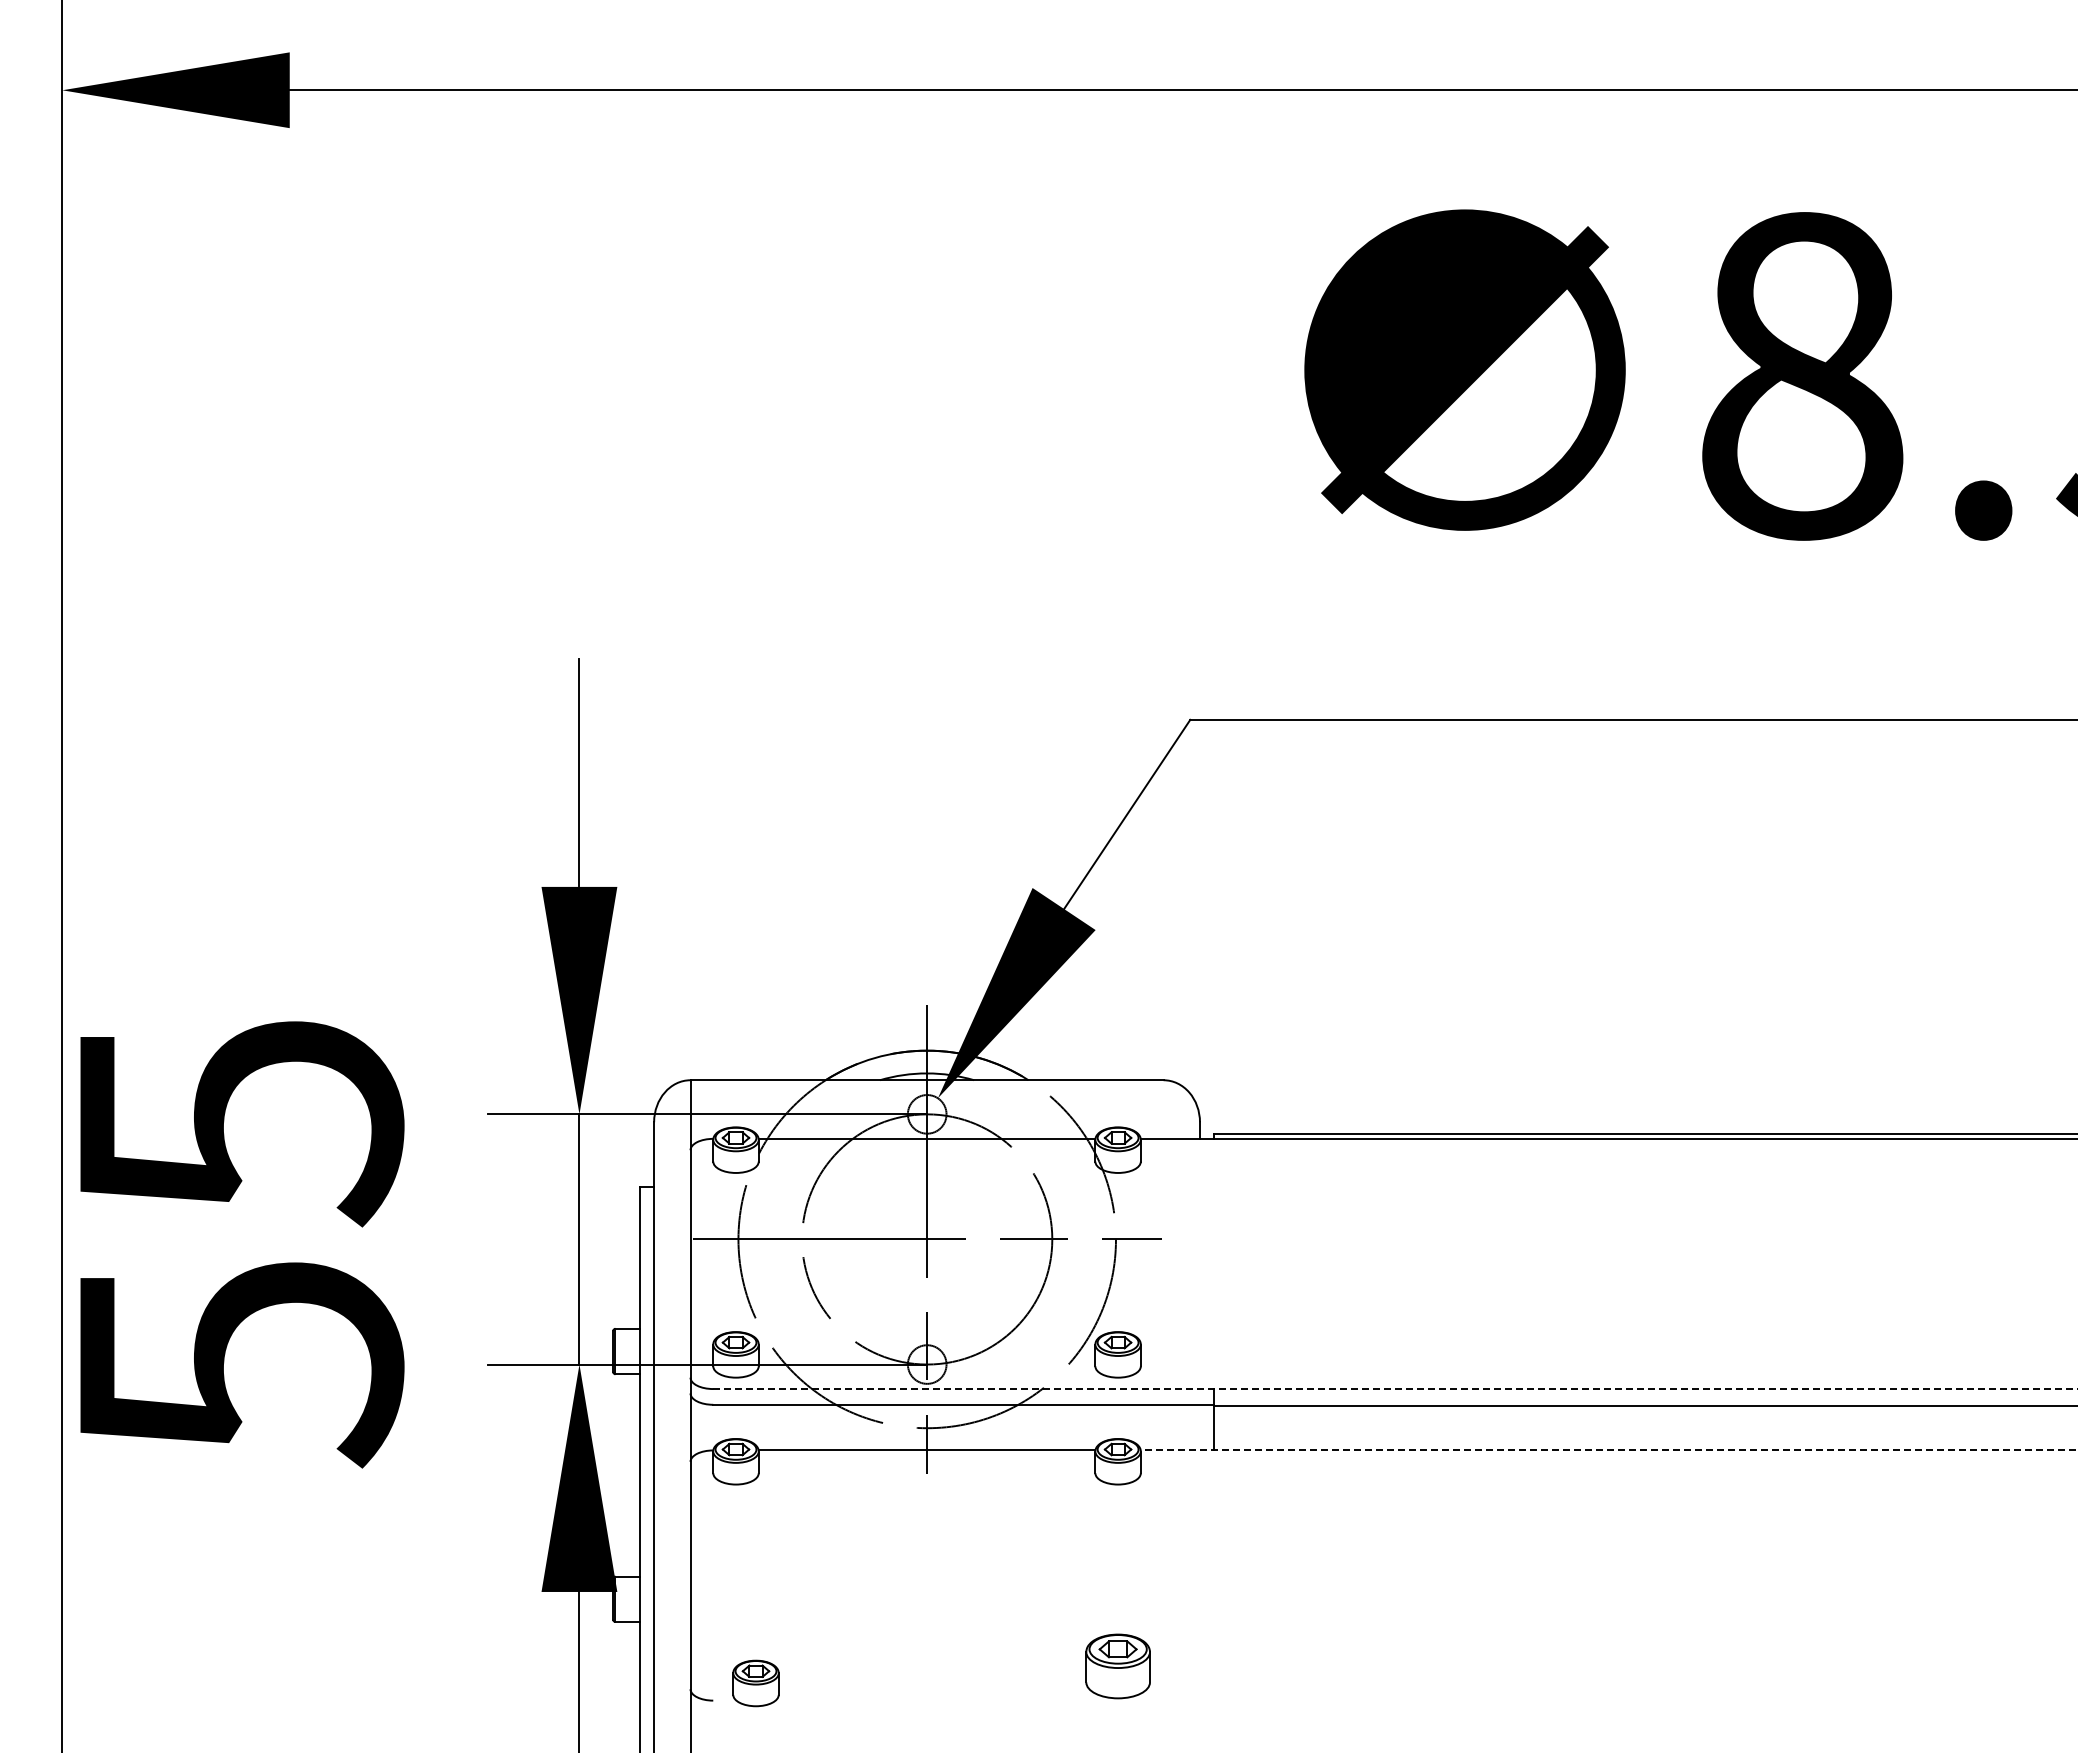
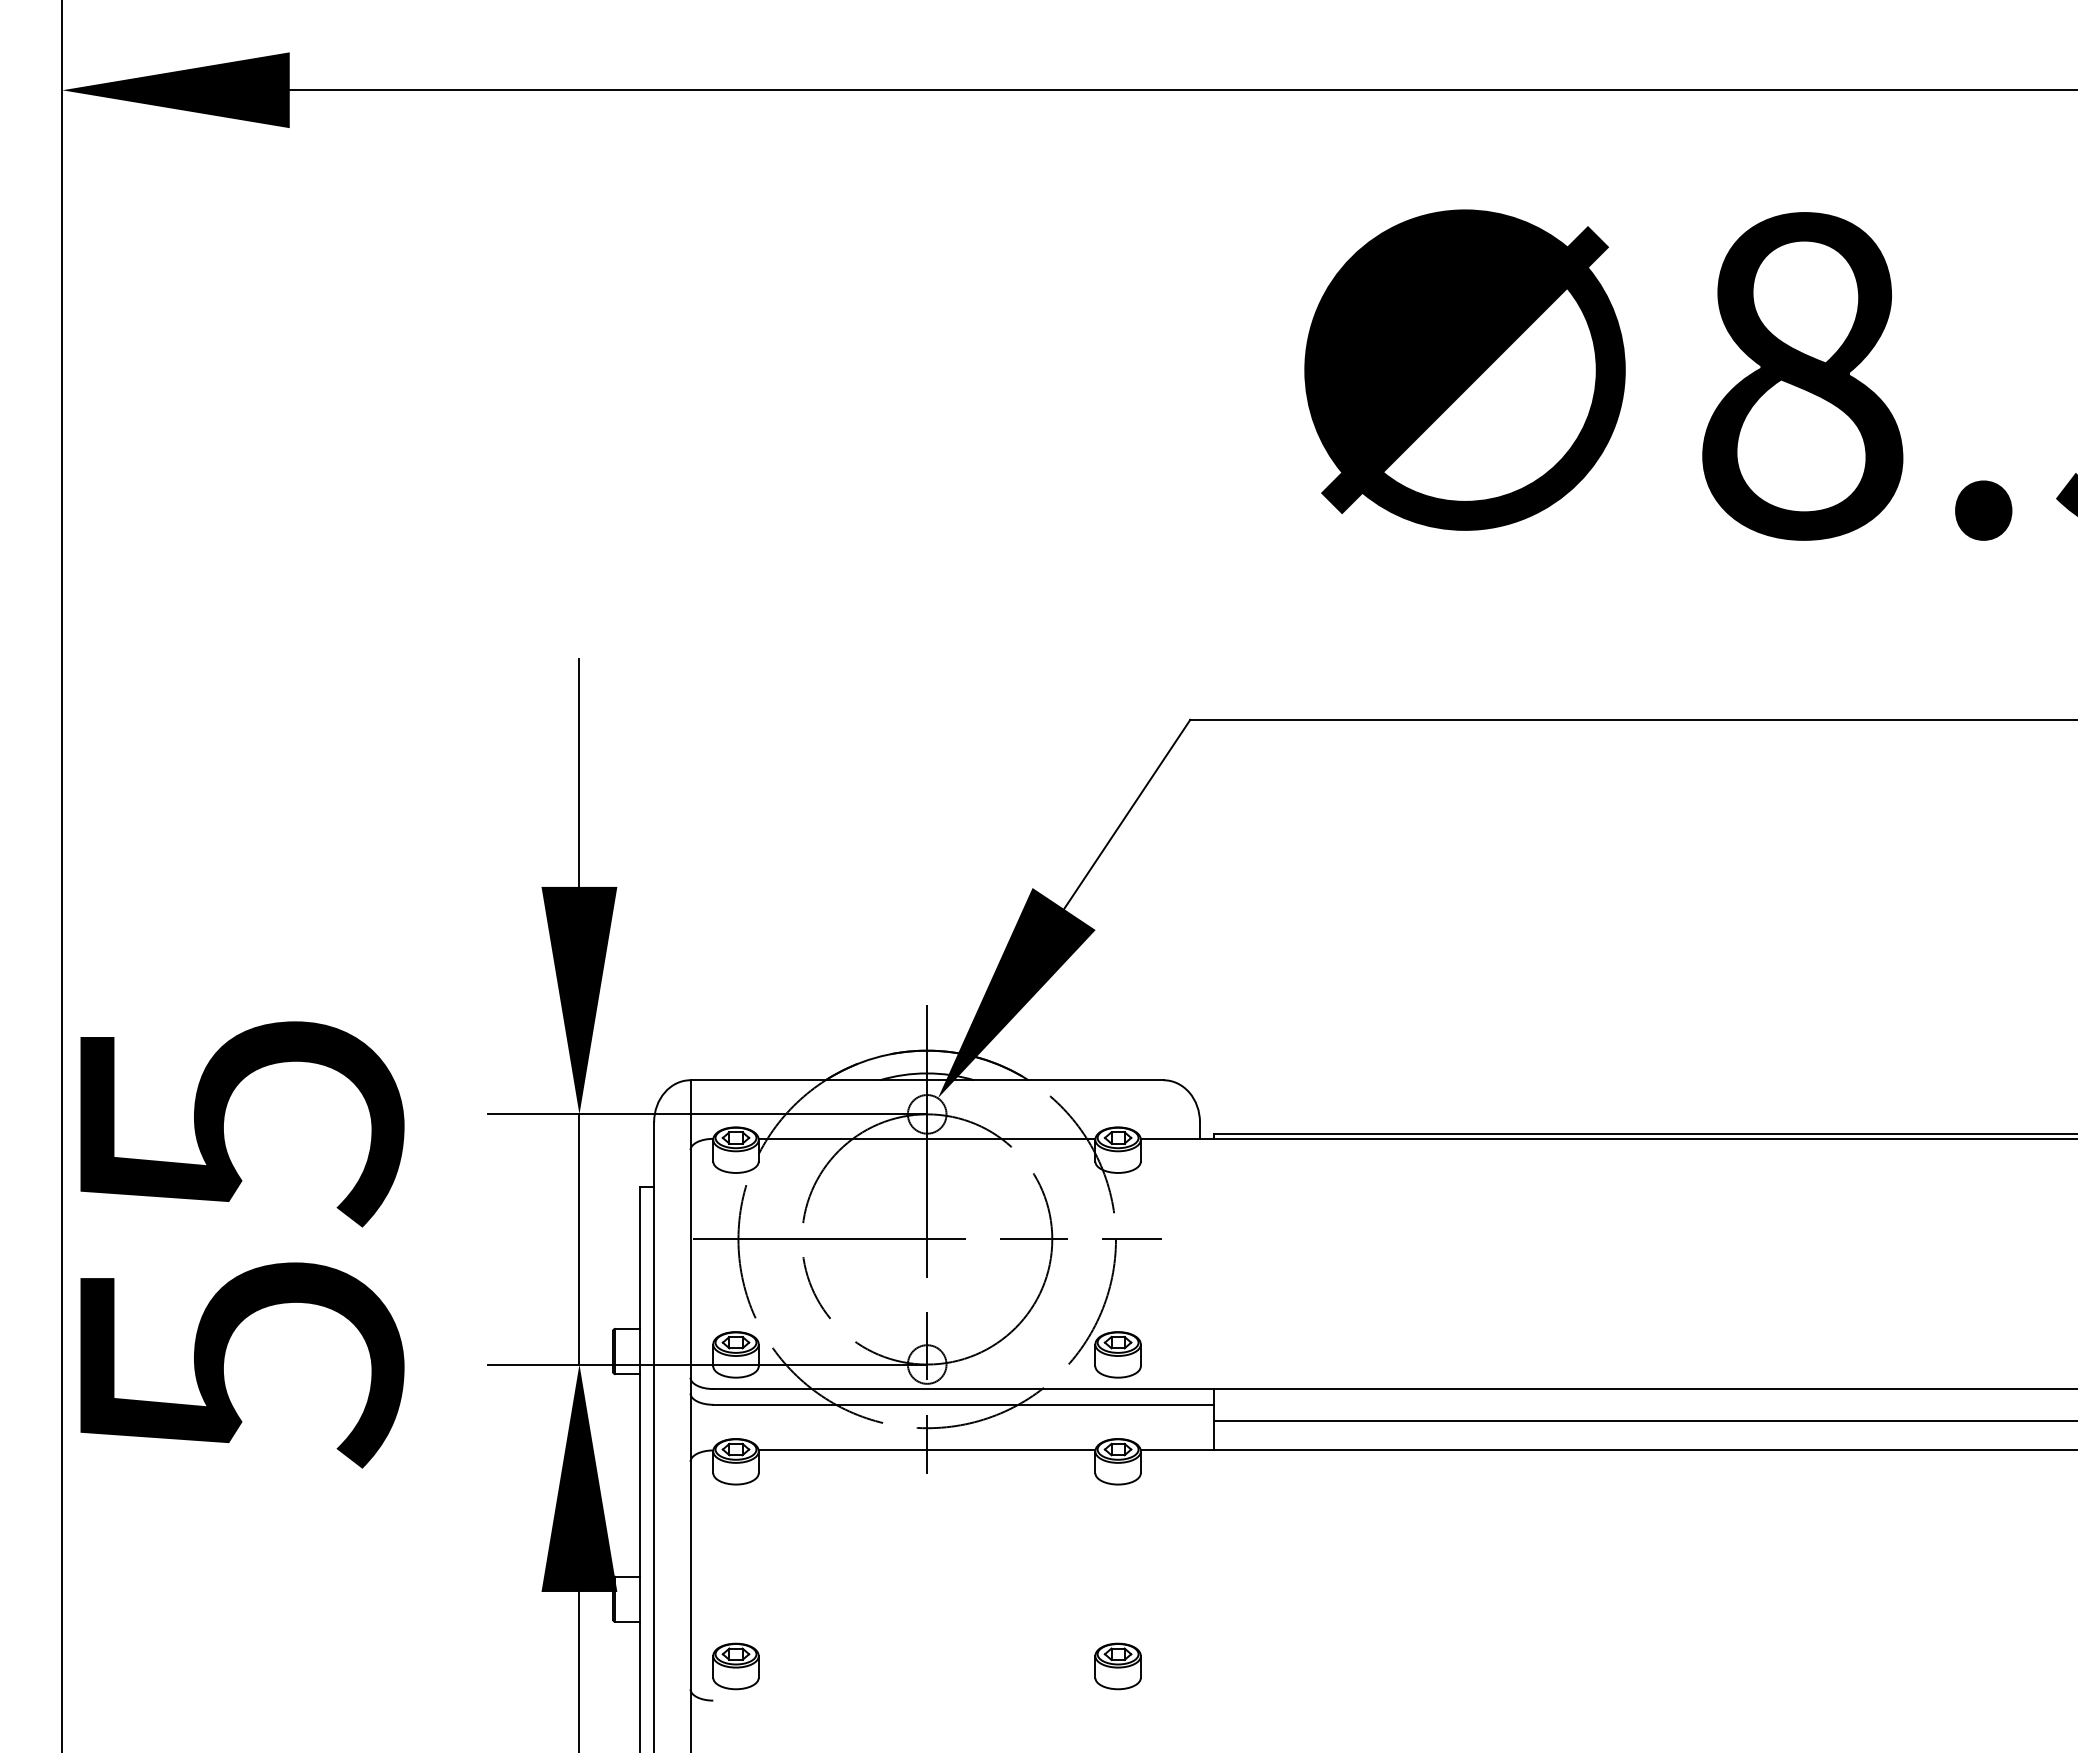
line: dashed -> solid (1395, 1389)
line position: (1643, 1405) -> (1643, 1420) (1643, 1420)
line: dashed -> solid (1608, 1450)
part size: 66x67 px -> 48x49 px (1117, 1666)
part position: (755, 1683) -> (735, 1666) (735, 1666)
